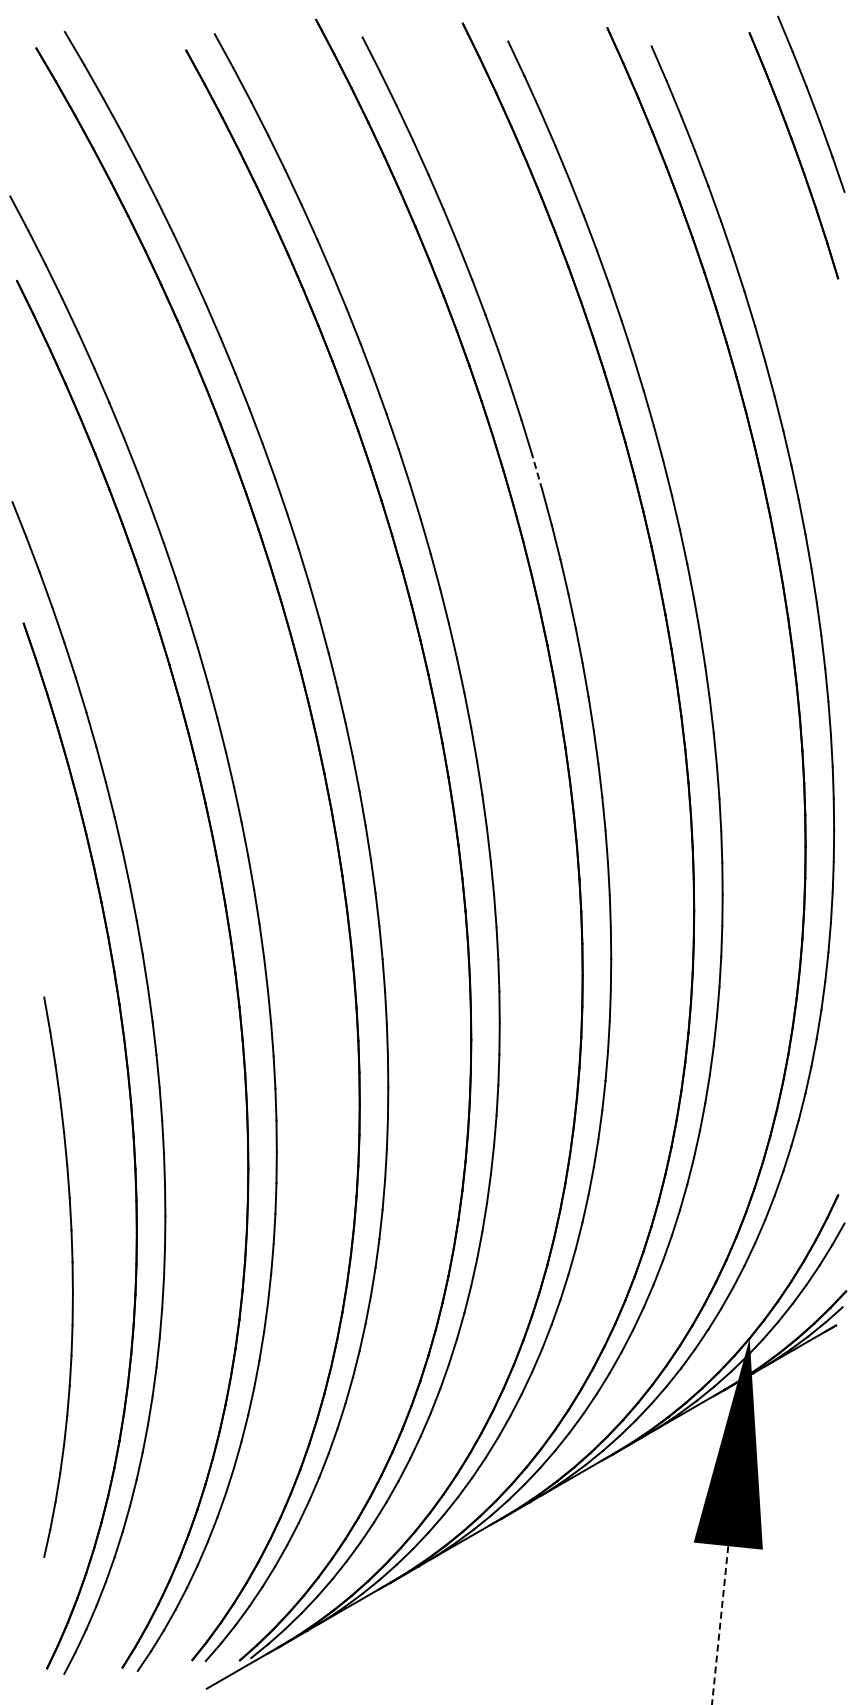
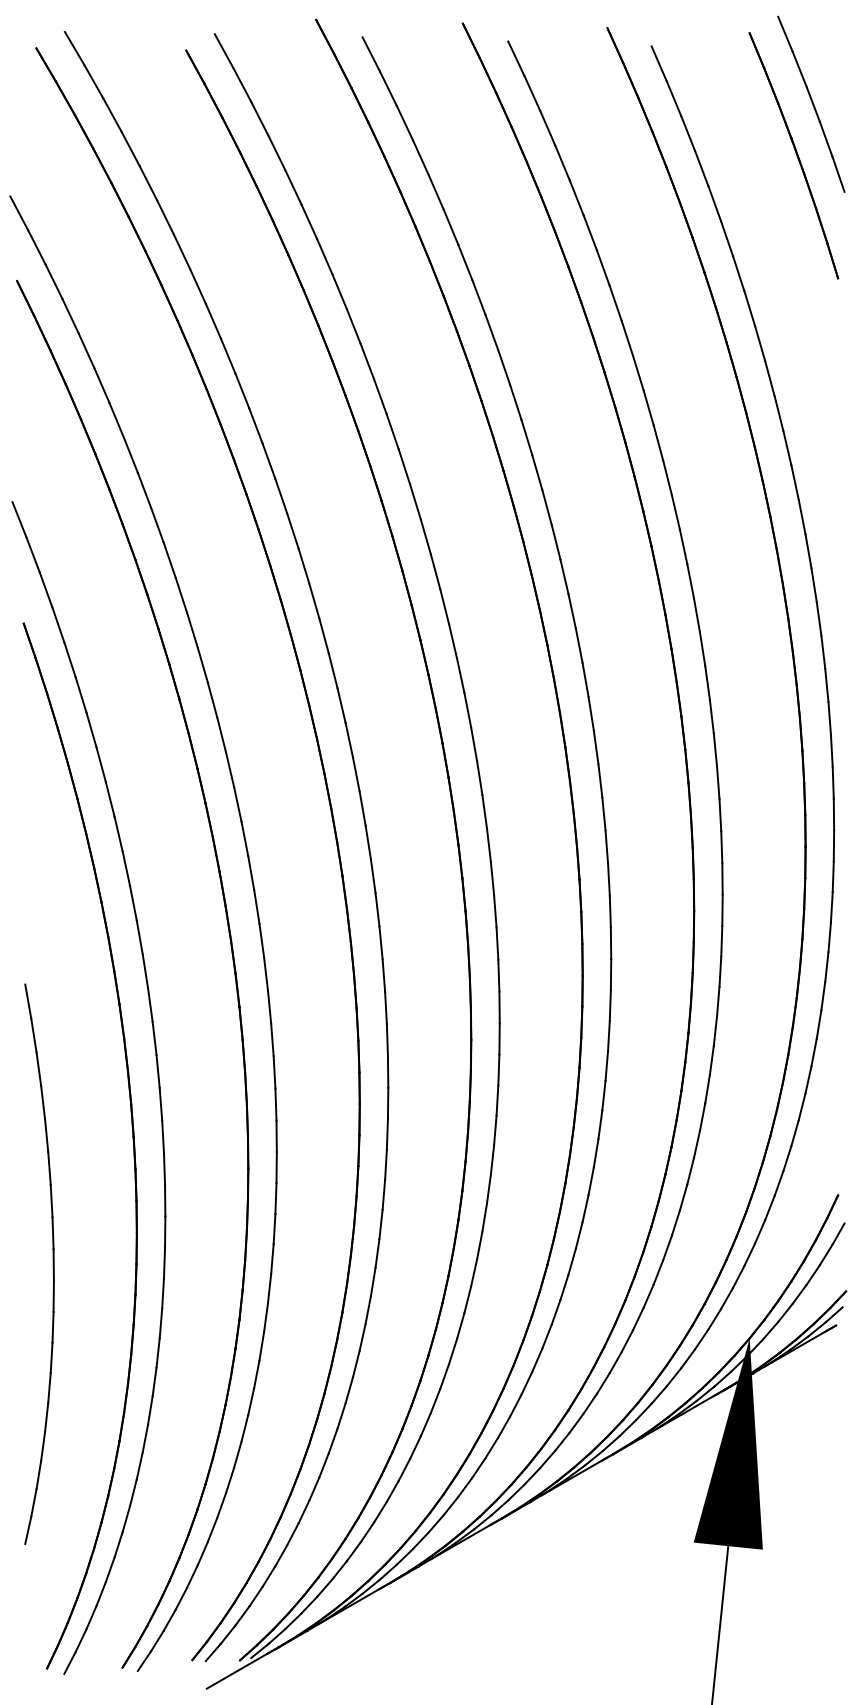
line: dashed -> solid (537, 471)
part position: (71, 1276) -> (52, 1263) (52, 1263)
line: dashed -> solid (720, 1625)
